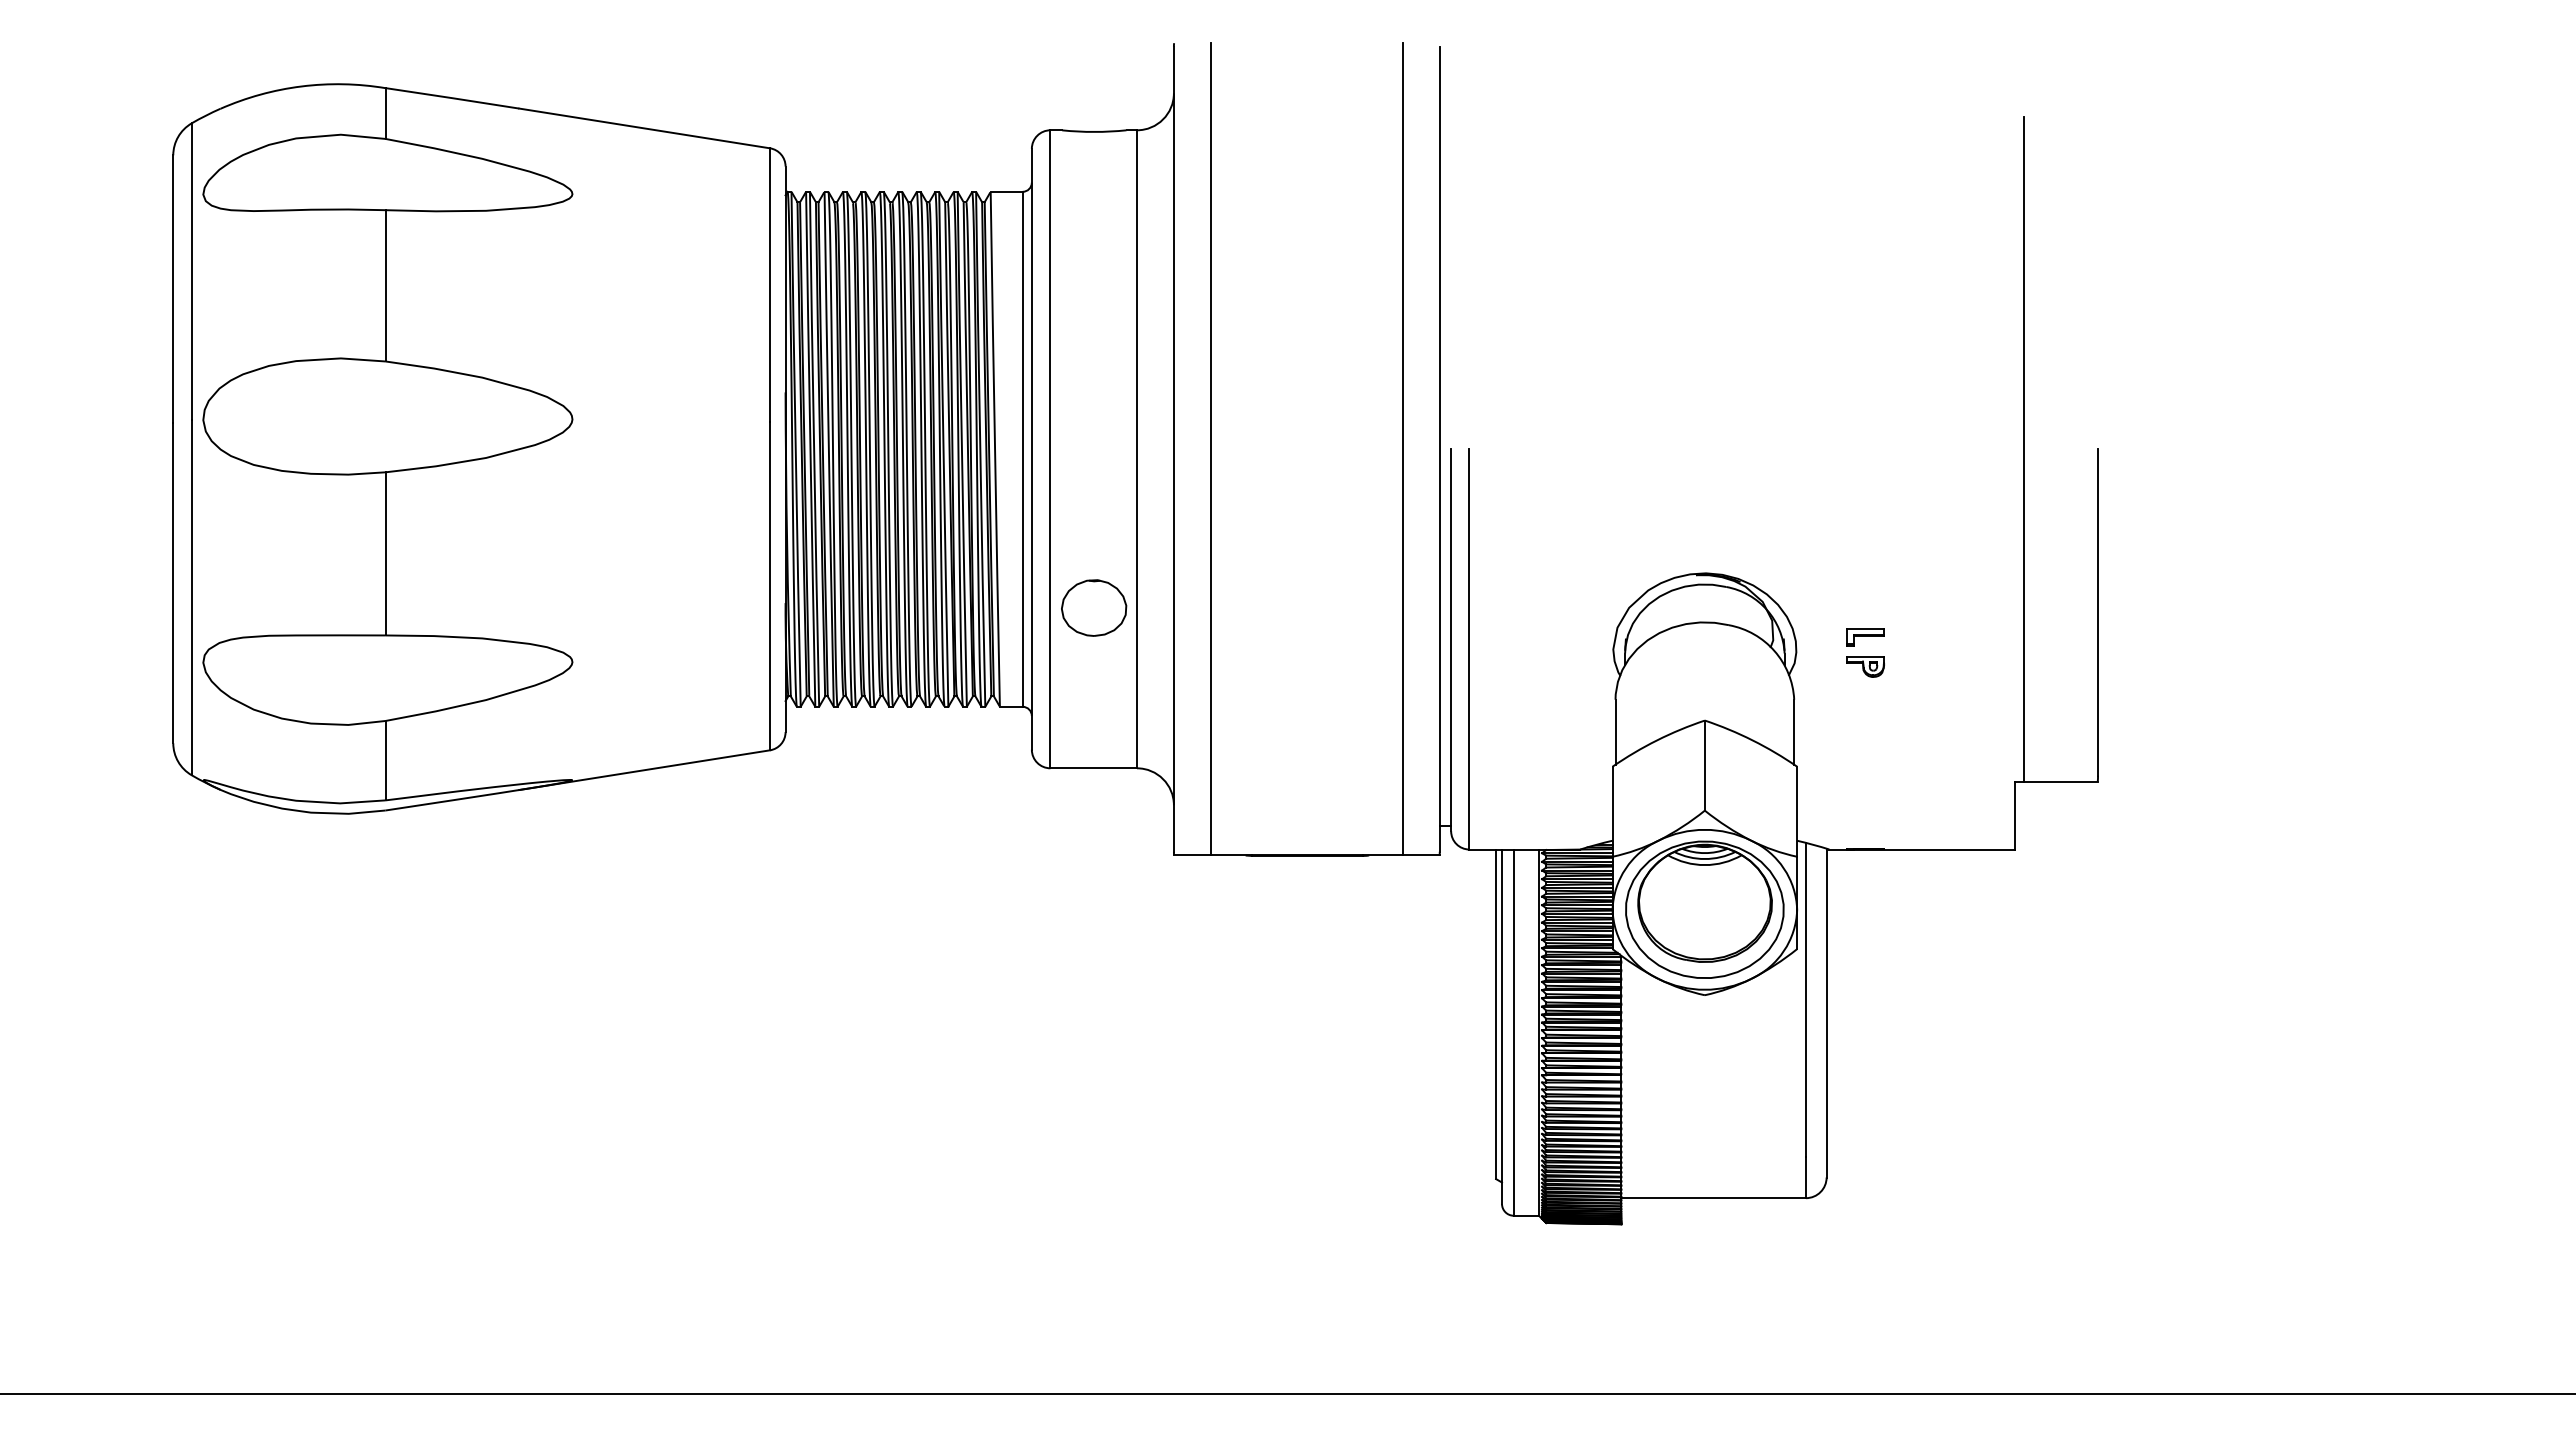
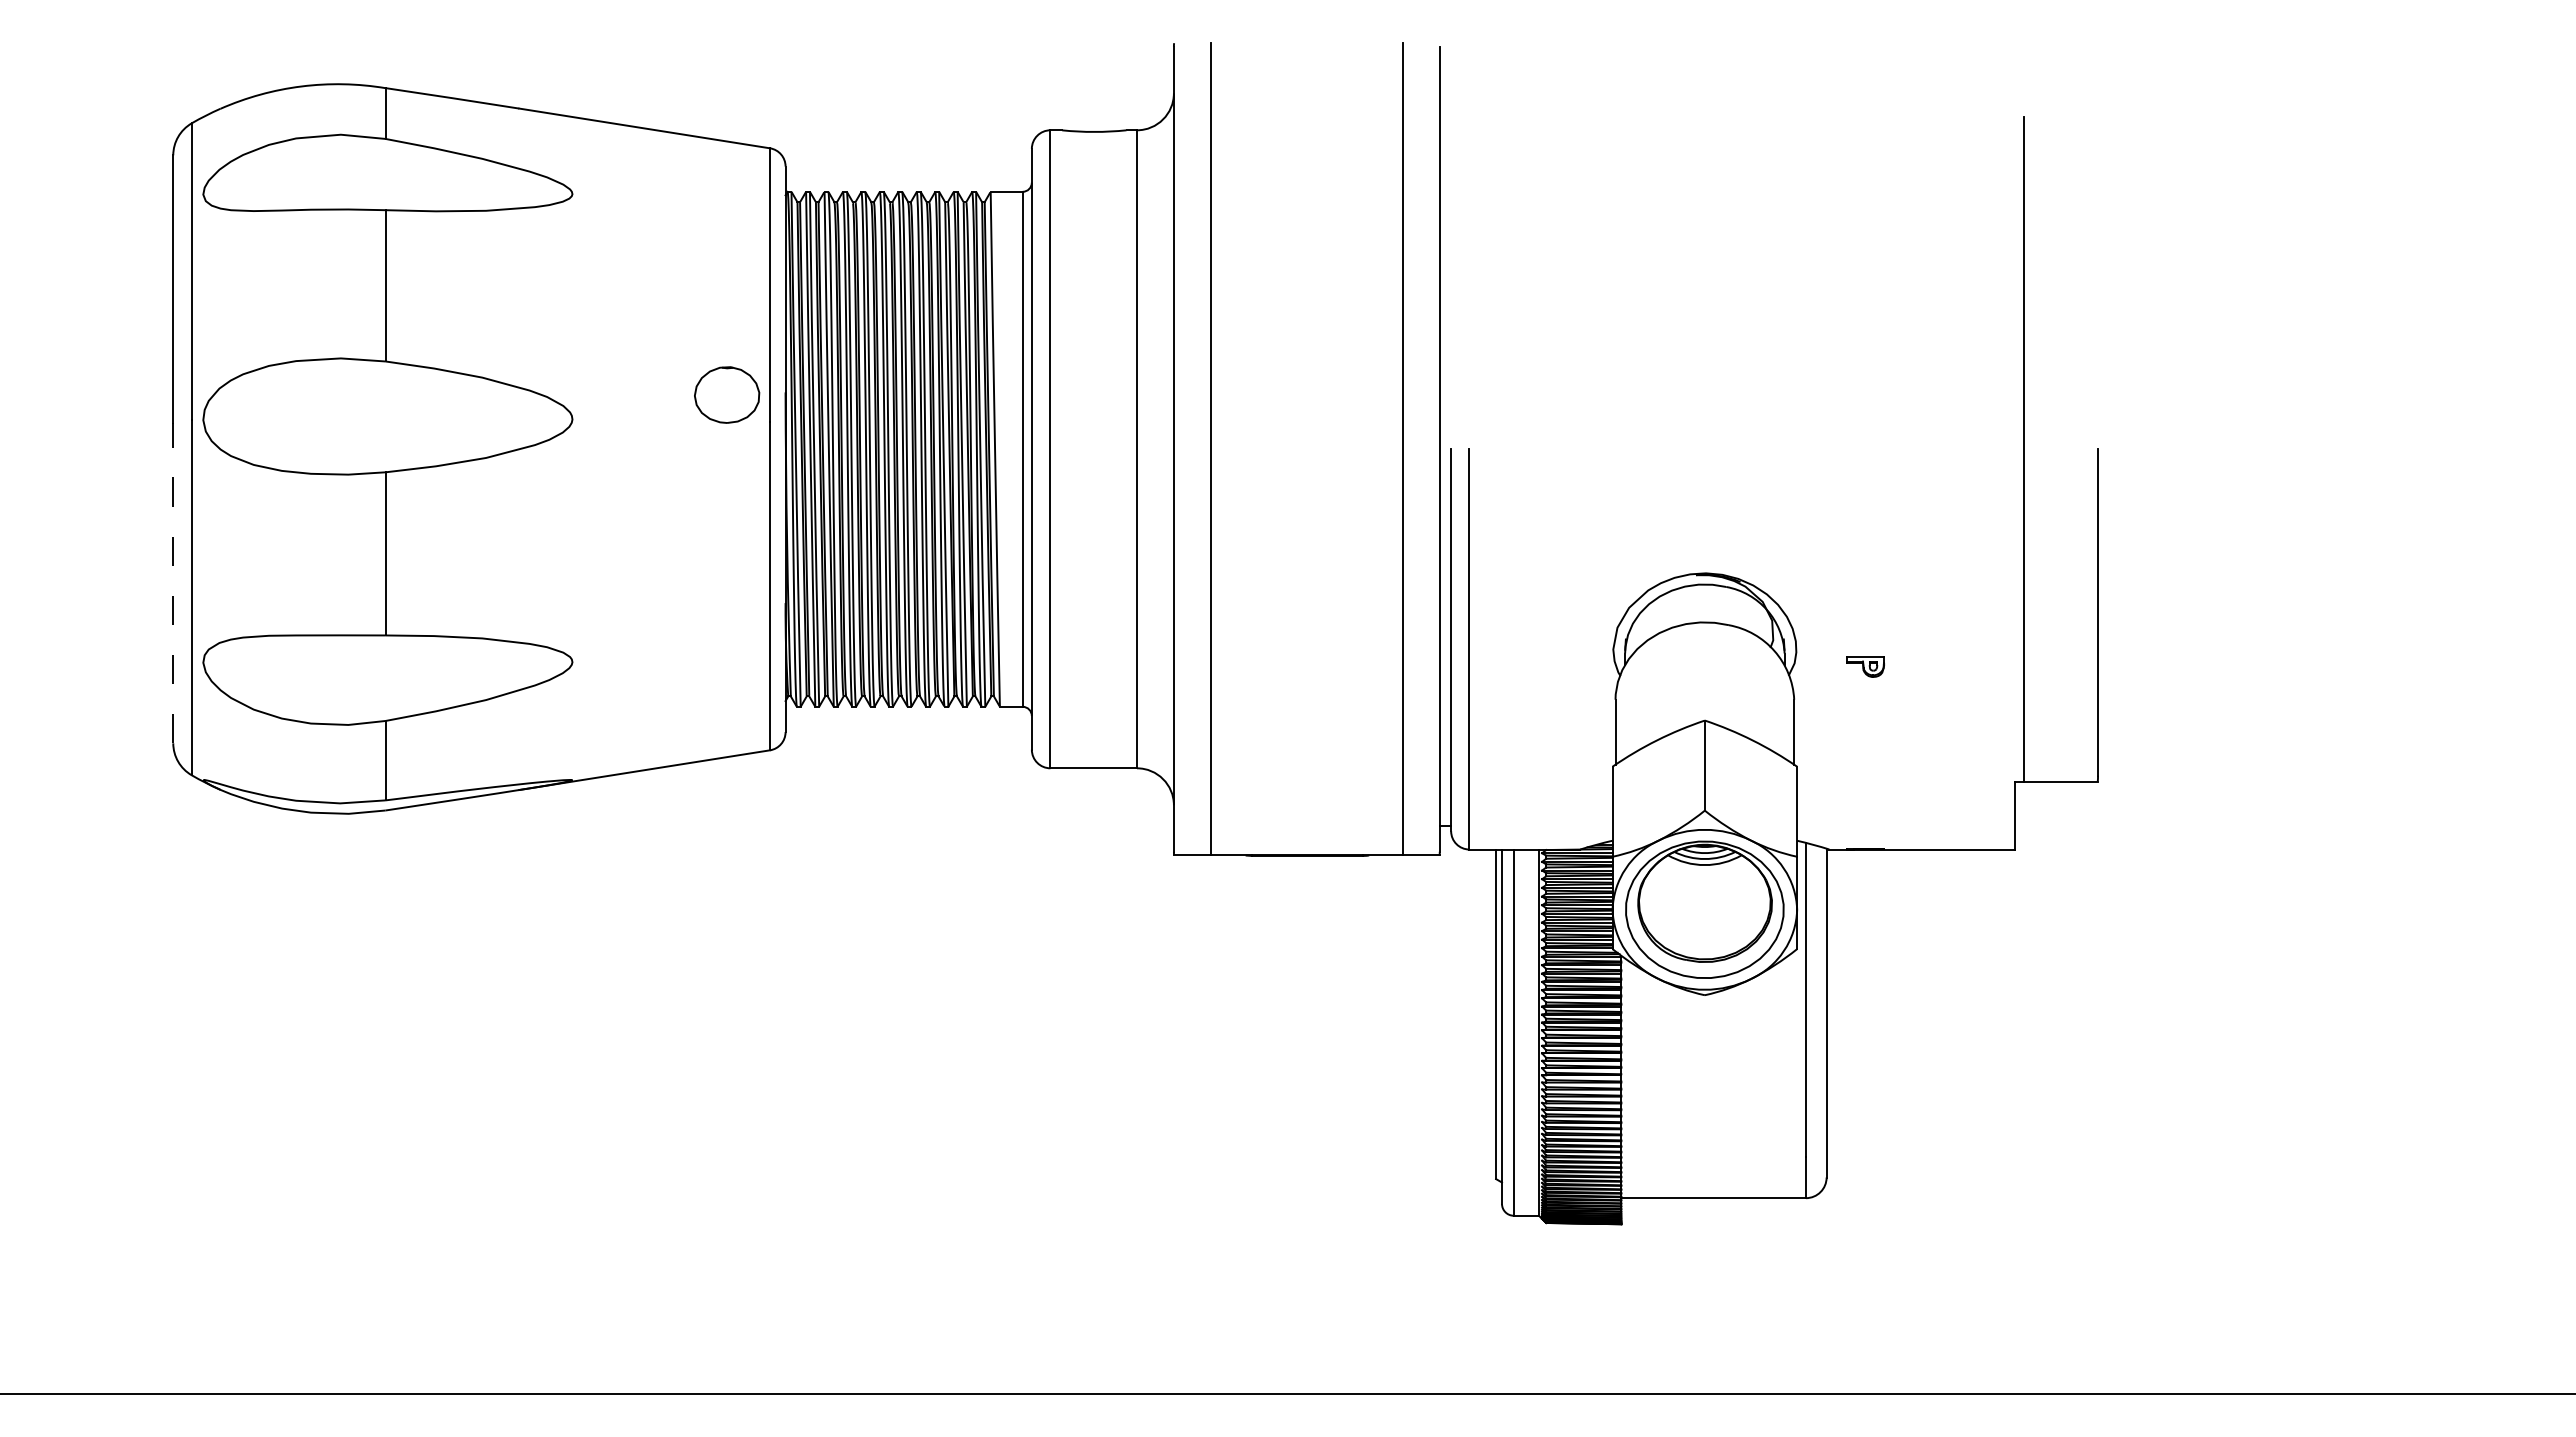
line: solid -> dashed (173, 582)
part position: (1094, 607) -> (727, 394) (727, 394)
part: present -> none (1865, 637)
